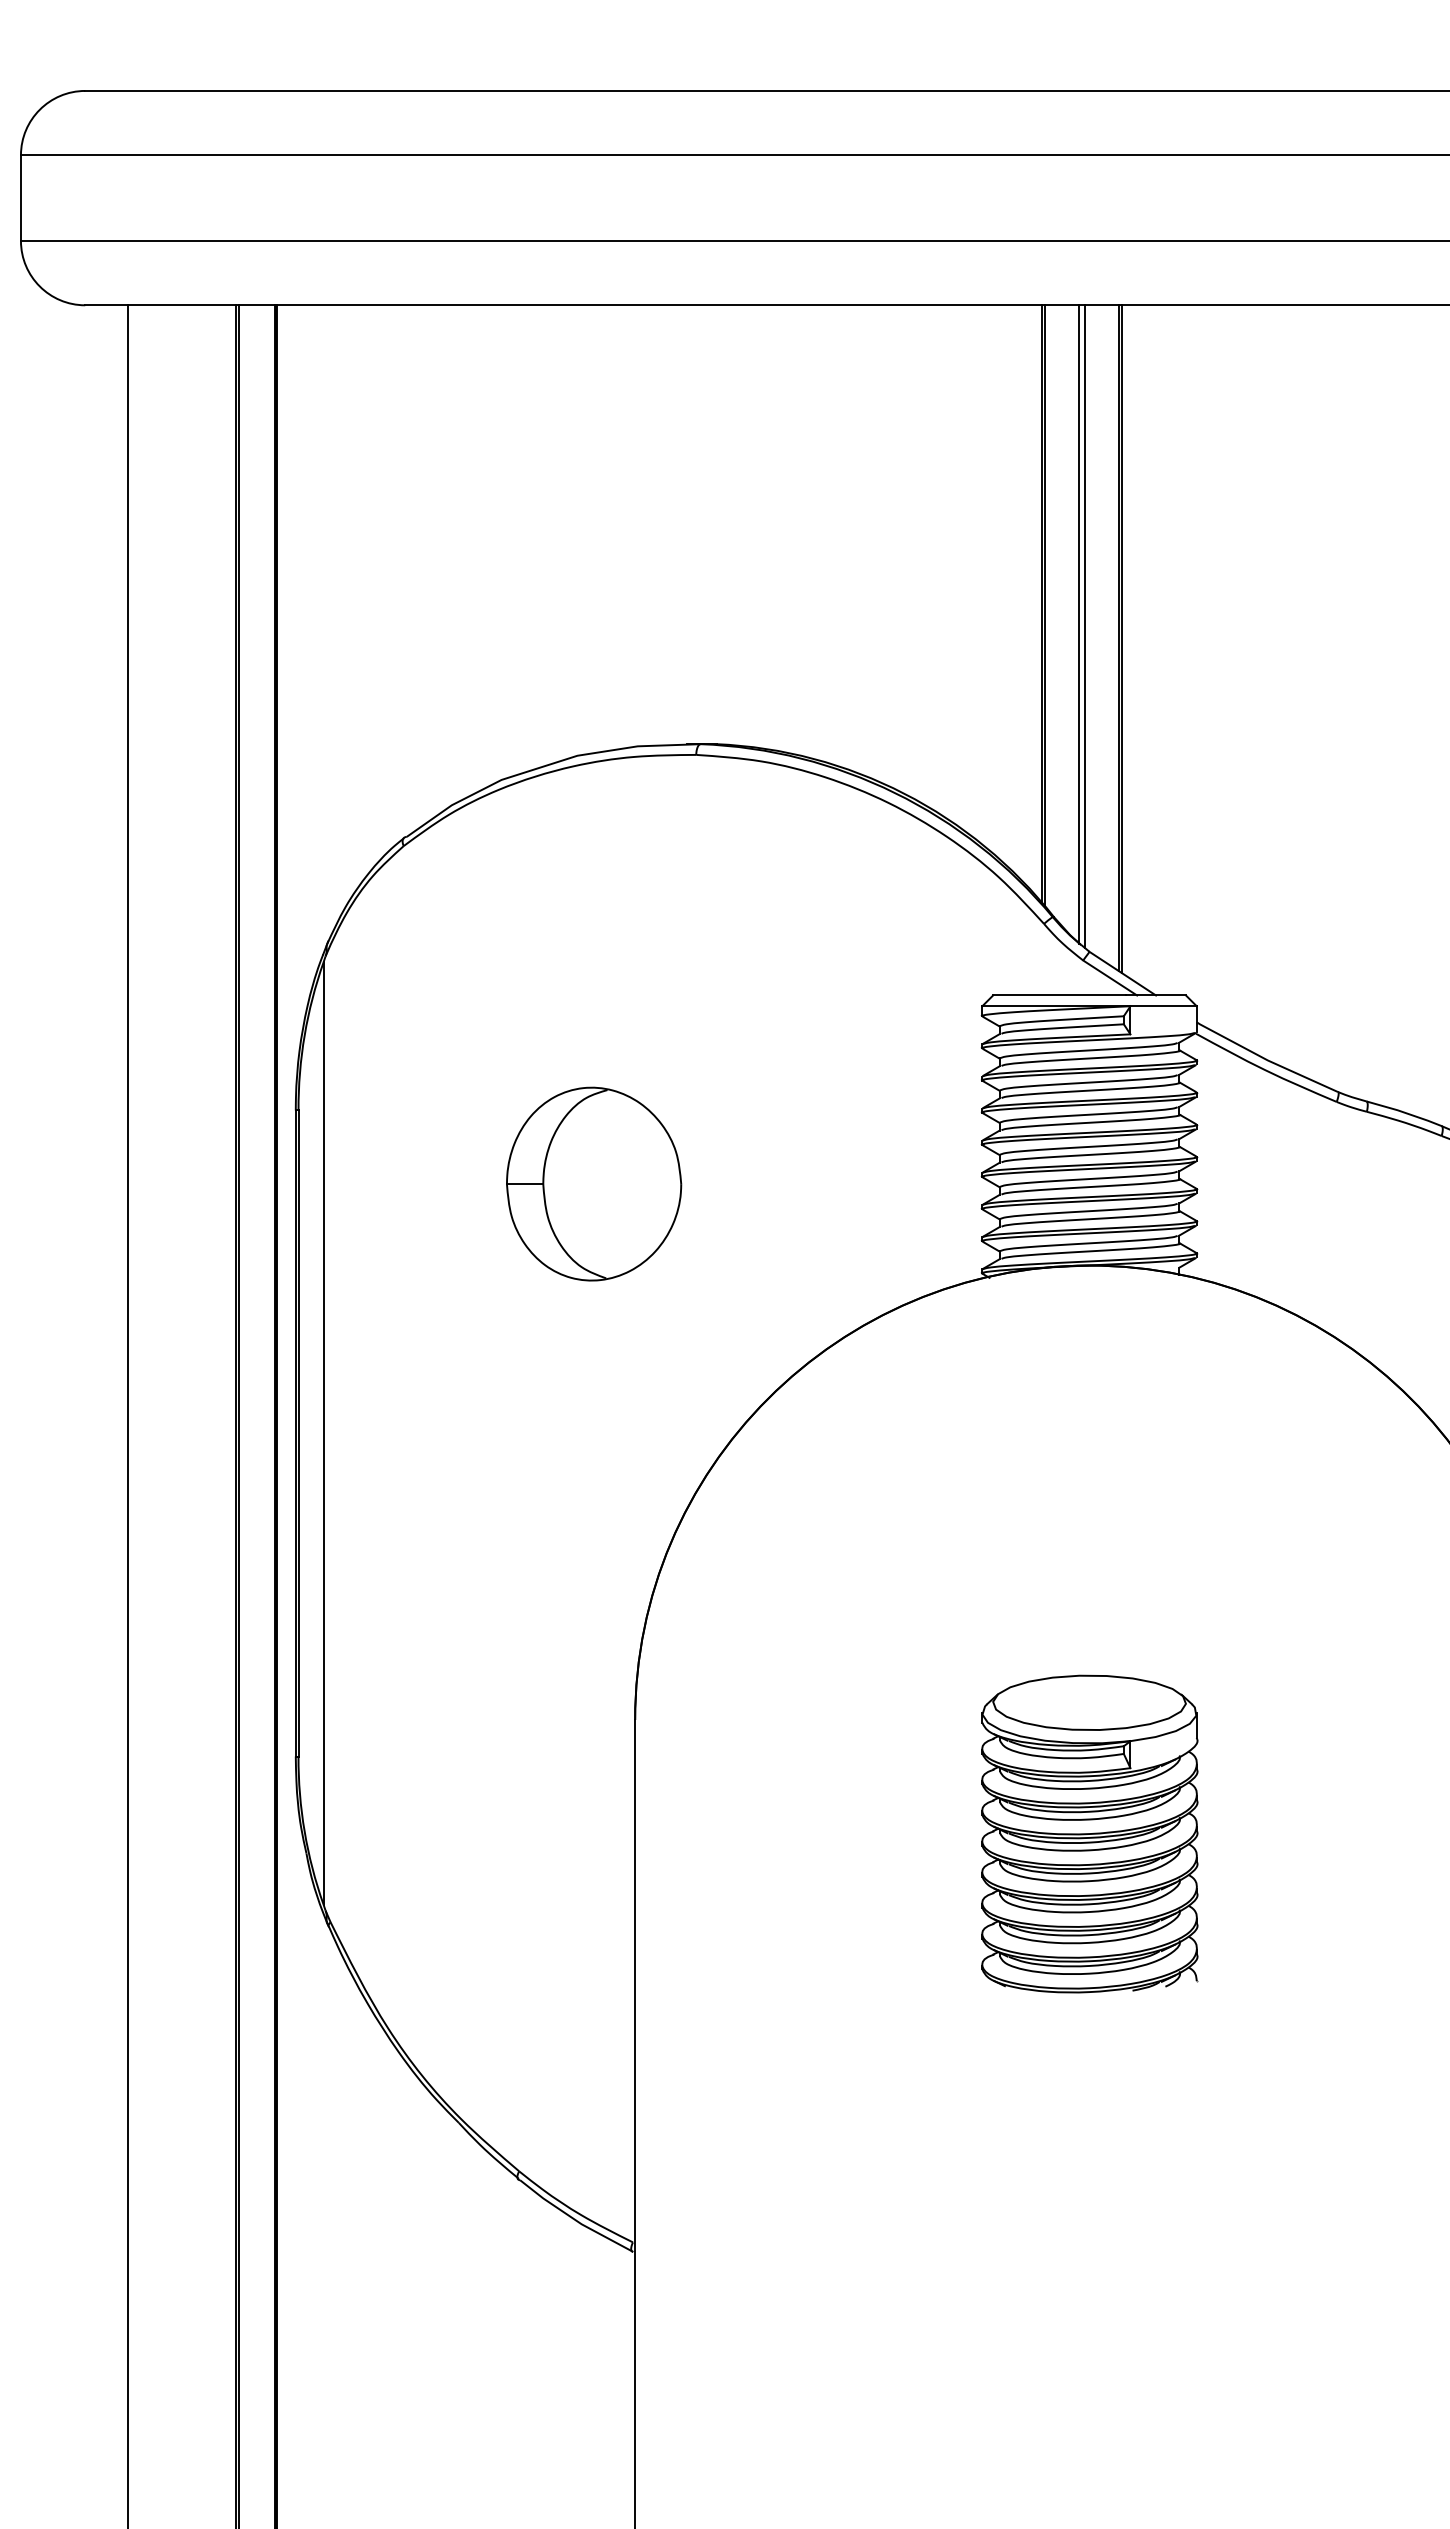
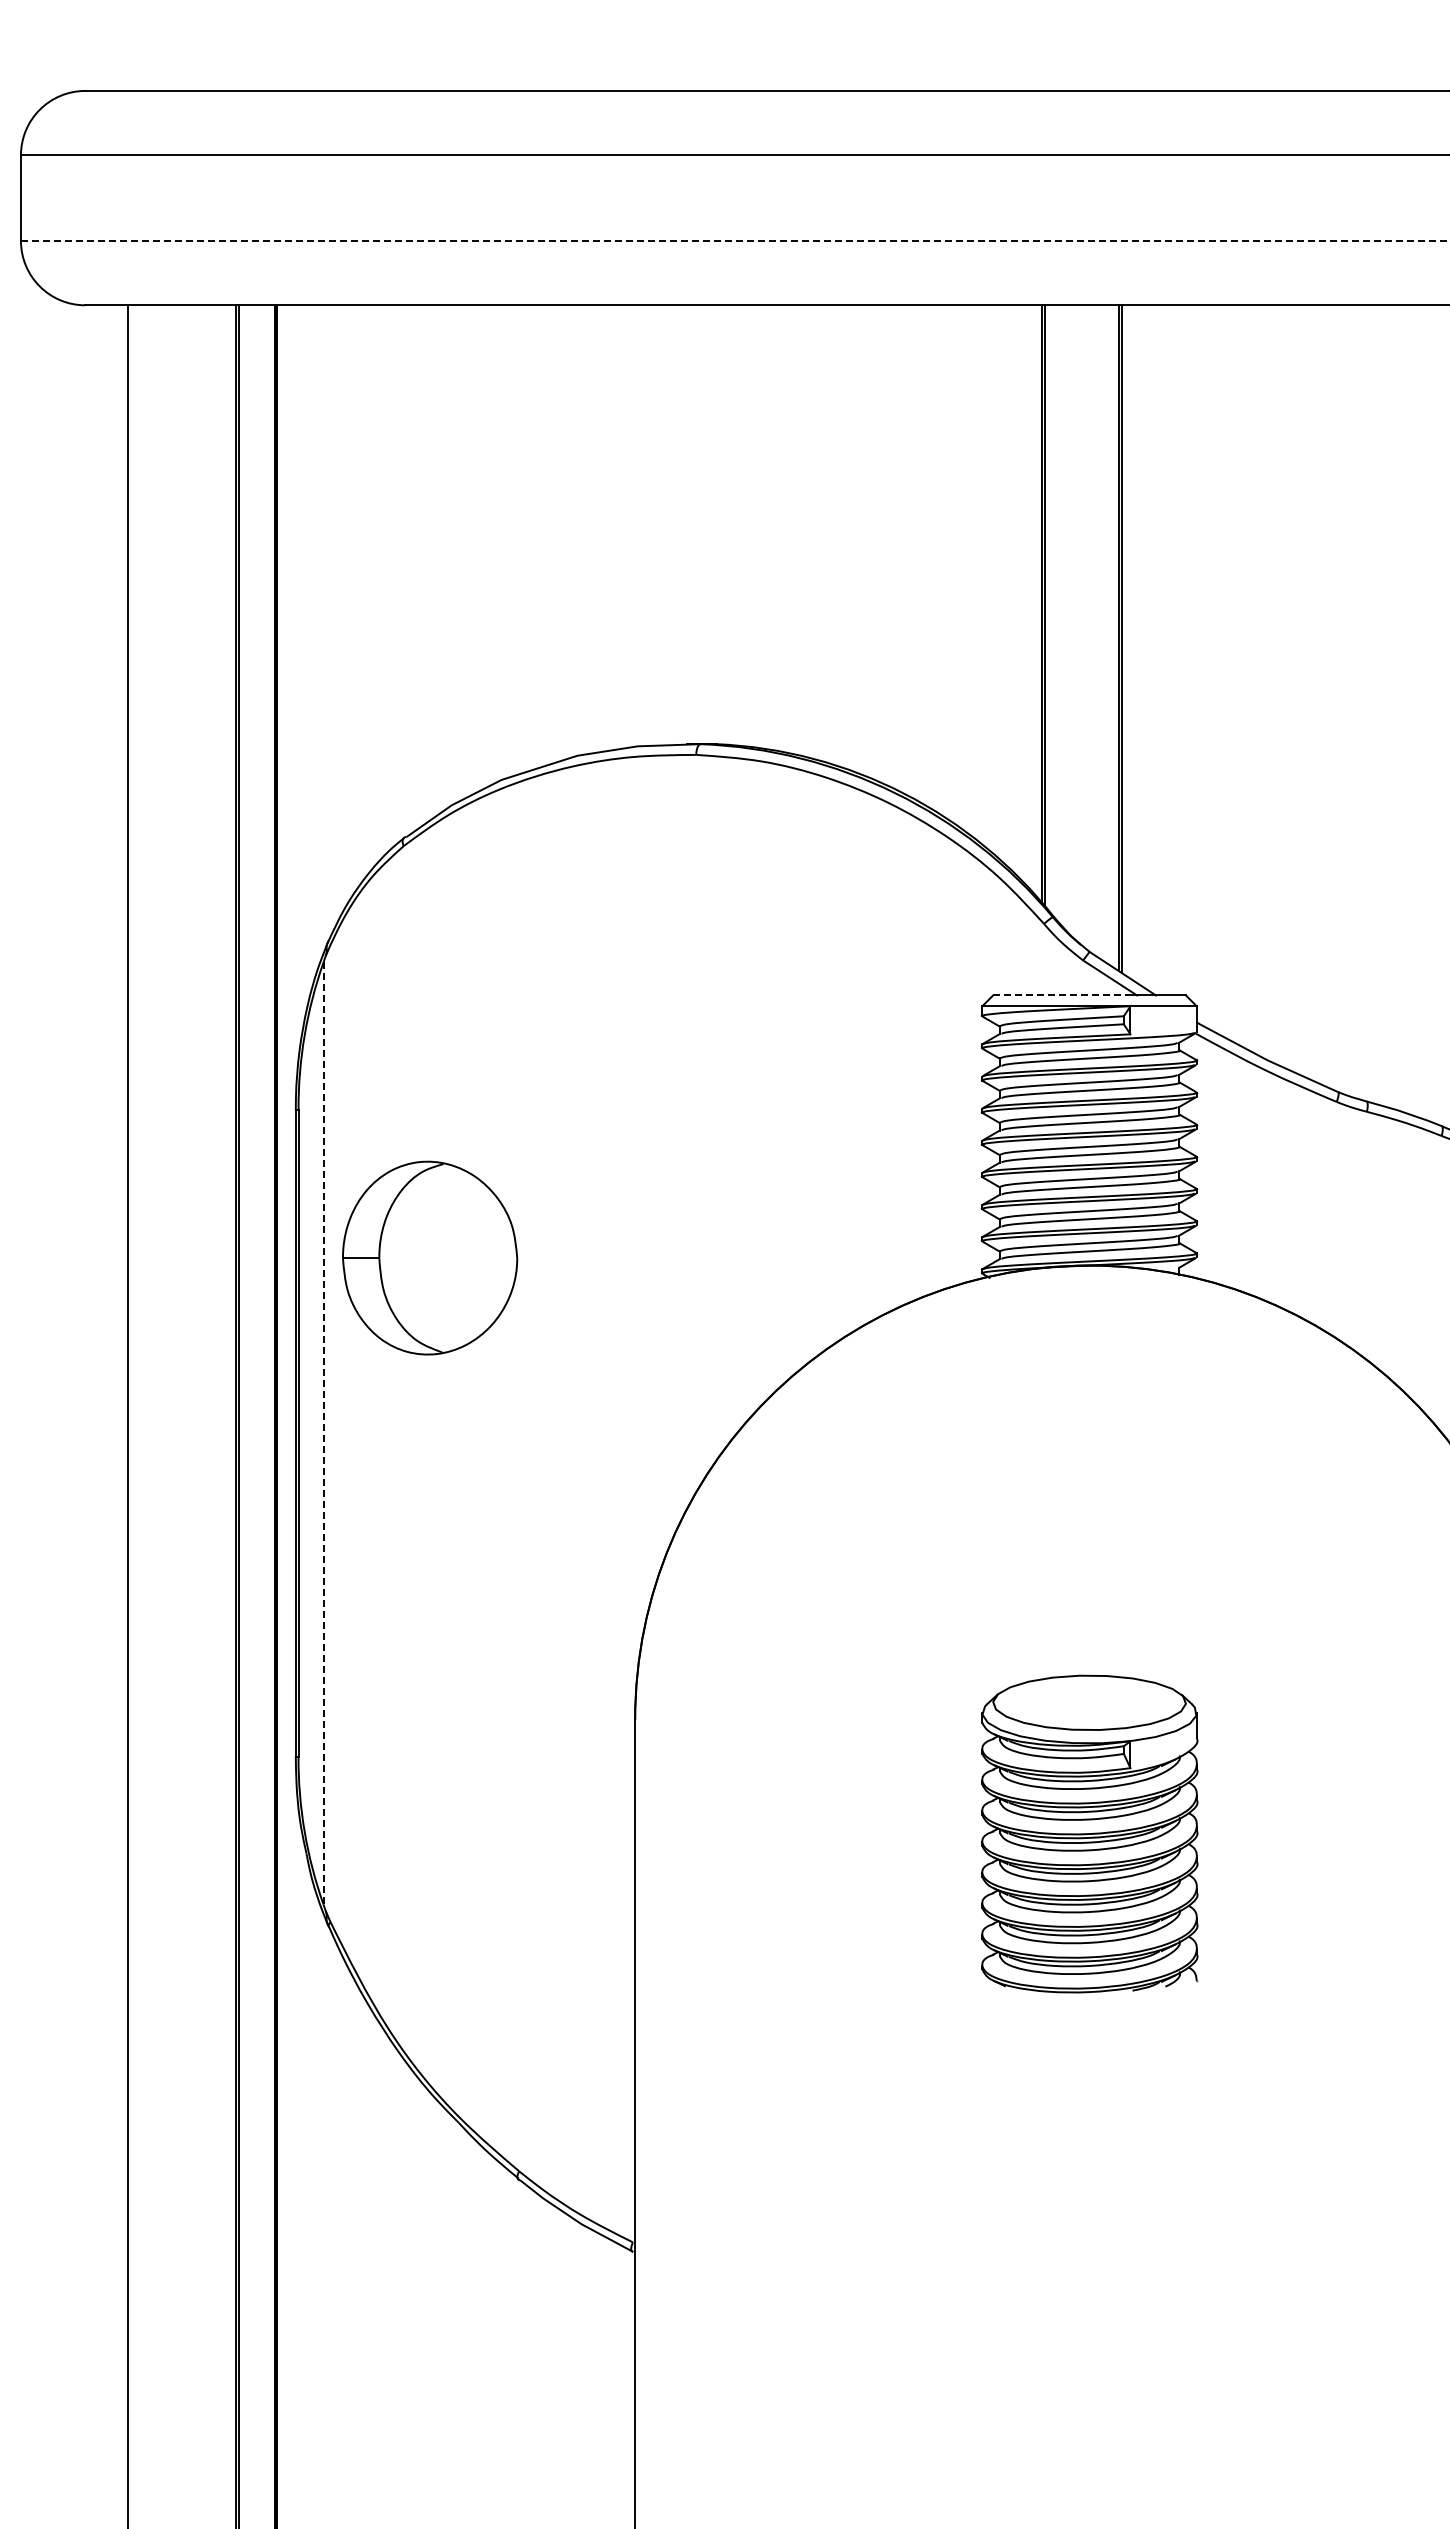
line: solid -> dashed (735, 241)
line: present -> none (1079, 624)
line: present -> none (1084, 626)
line: solid -> dashed (1059, 995)
part position: (594, 1183) -> (430, 1257) (430, 1257)
line: solid -> dashed (323, 1434)
